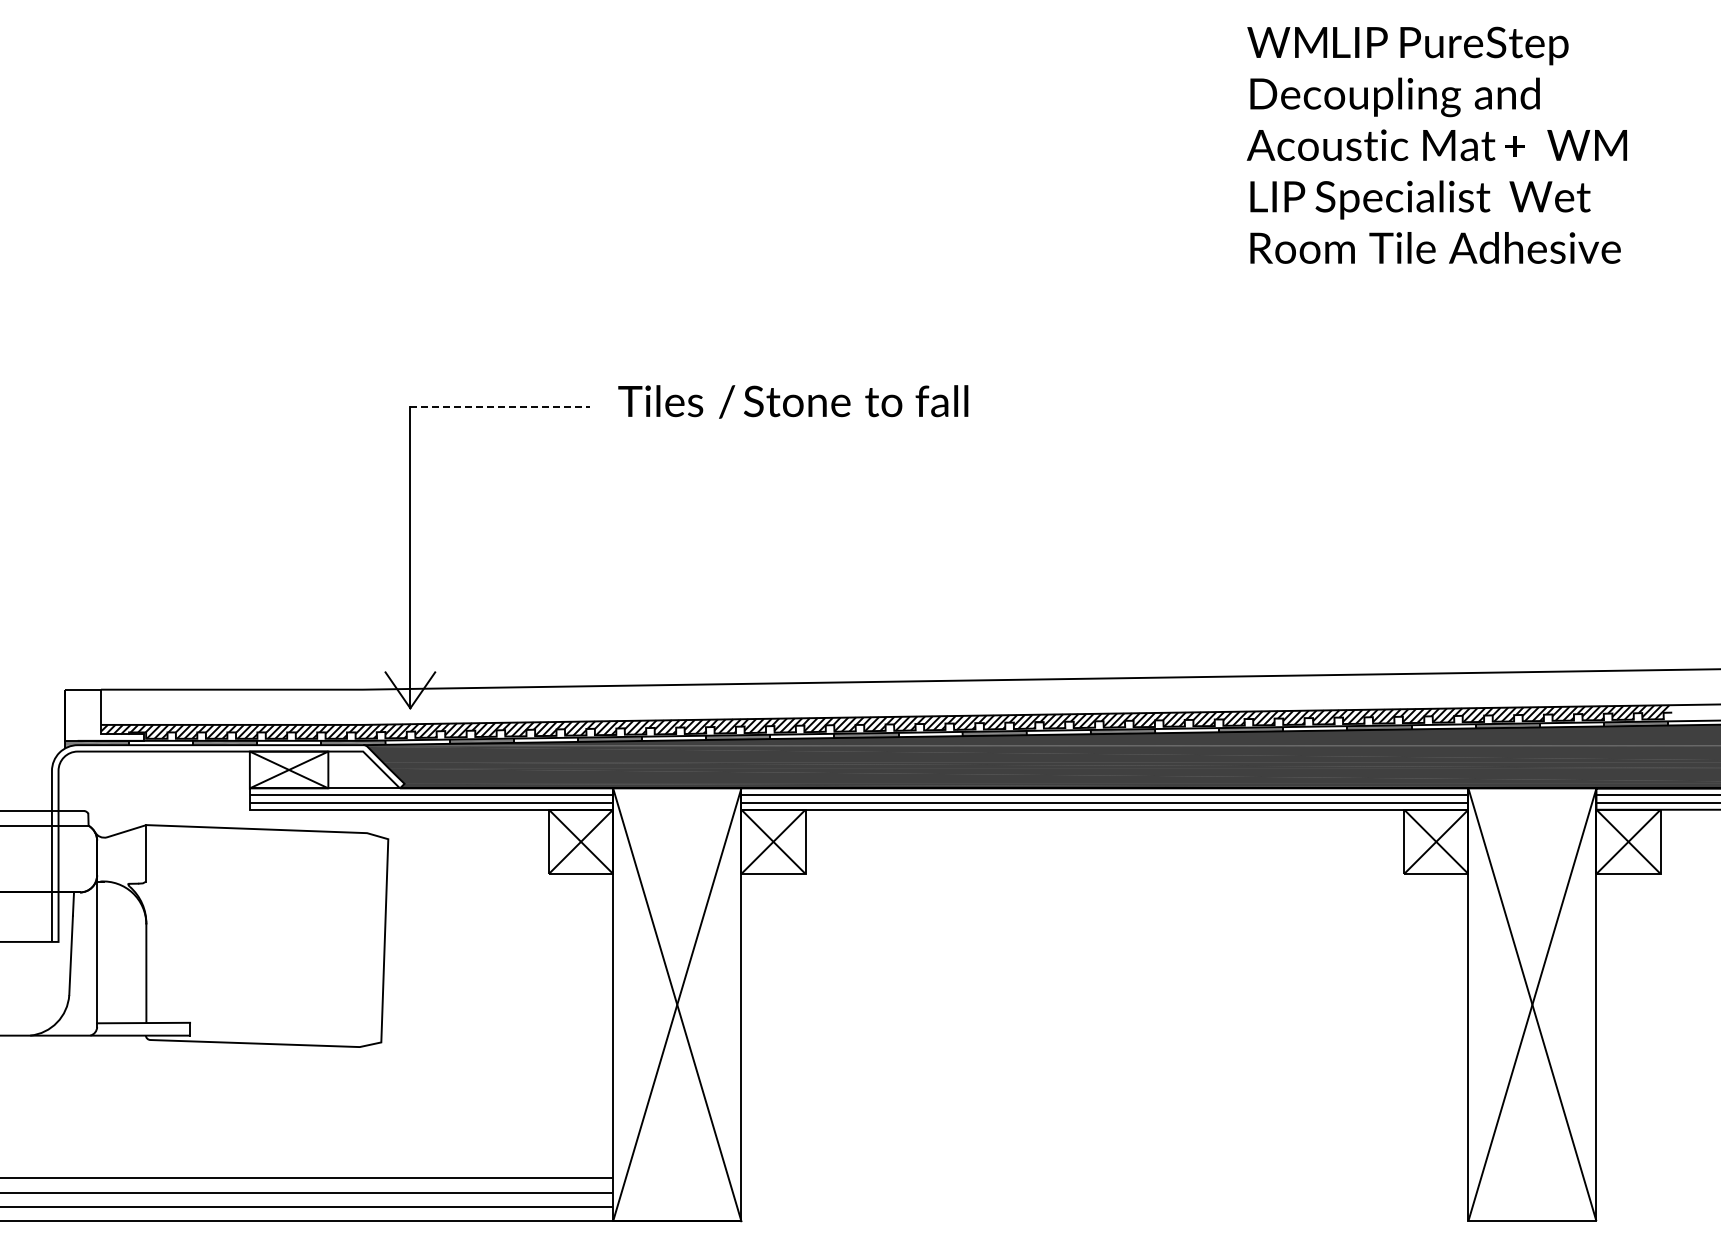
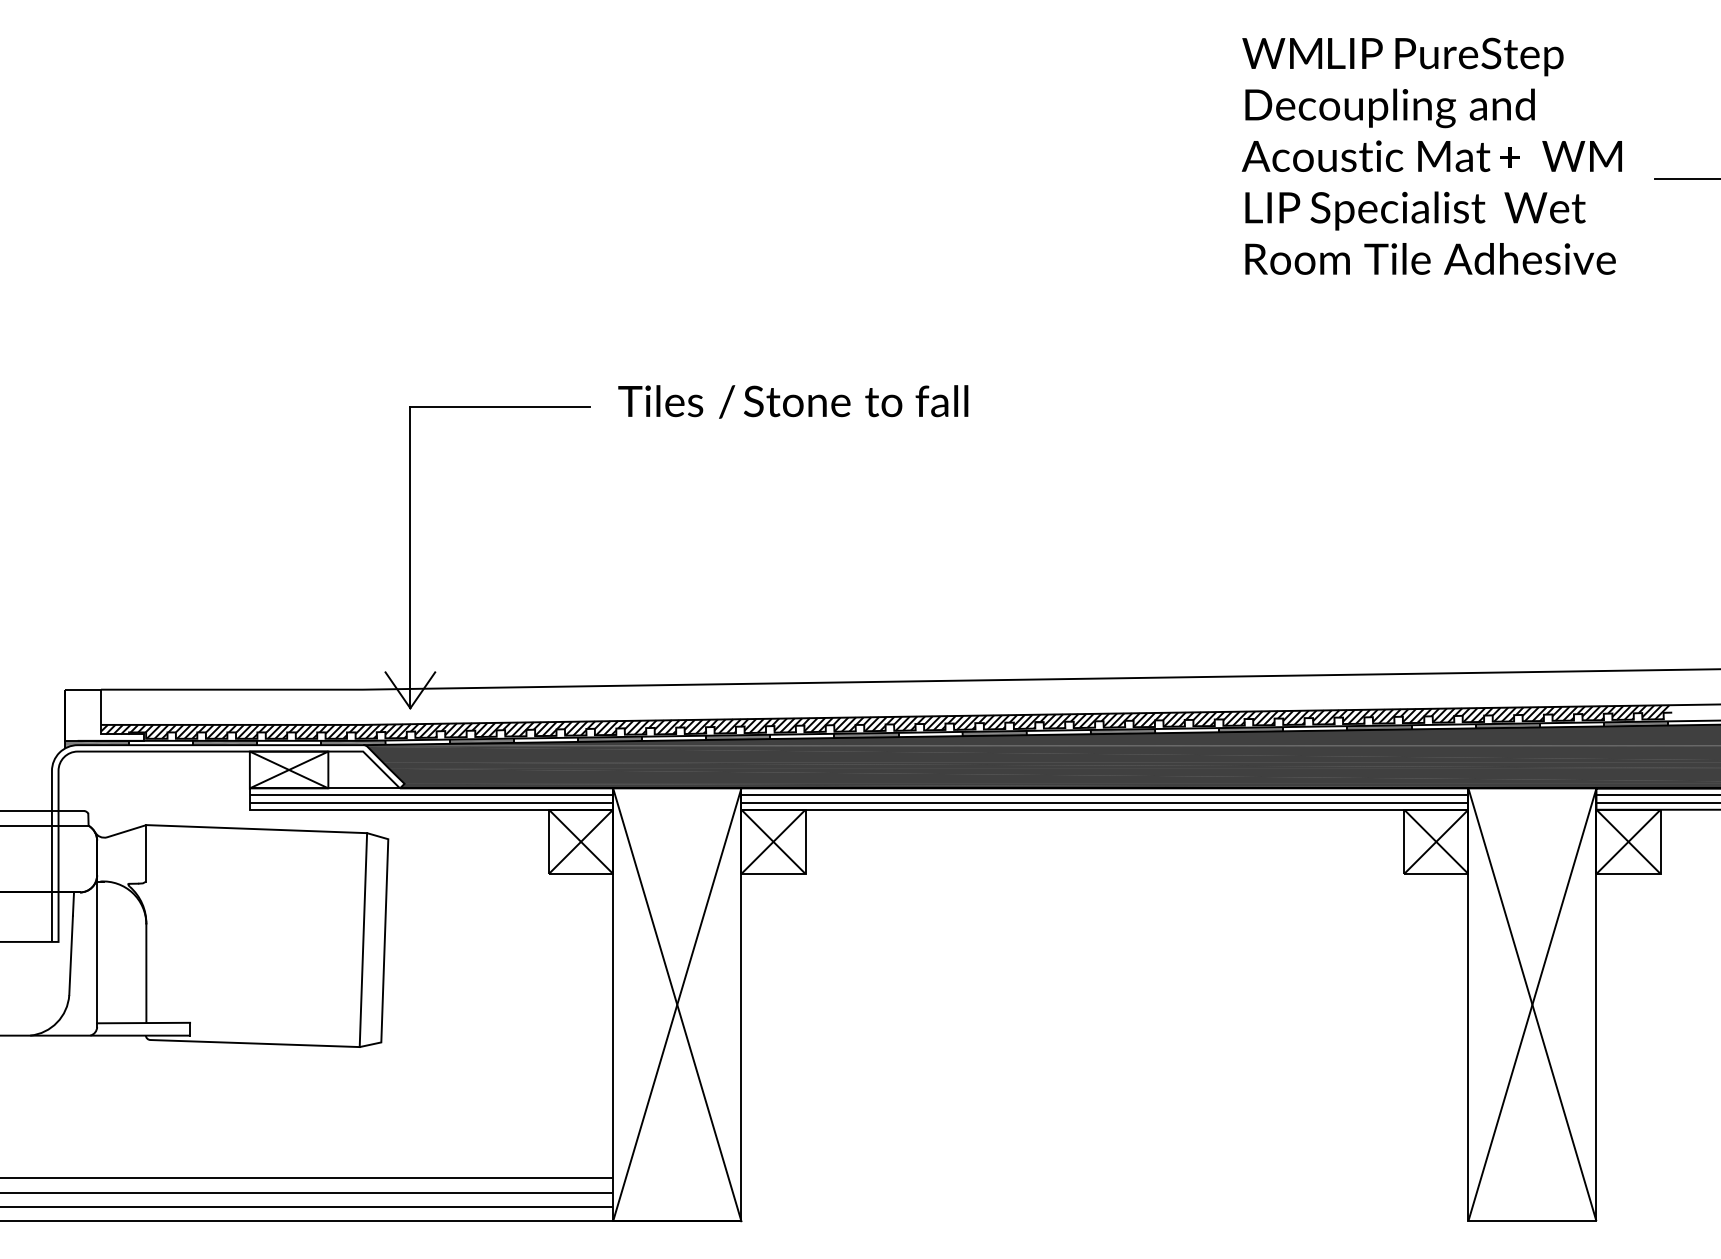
text position: (1436, 144) -> (1431, 155) (1431, 155)
line: none -> present (1685, 178)
line: dashed -> solid (500, 407)
line: none -> present (363, 940)
